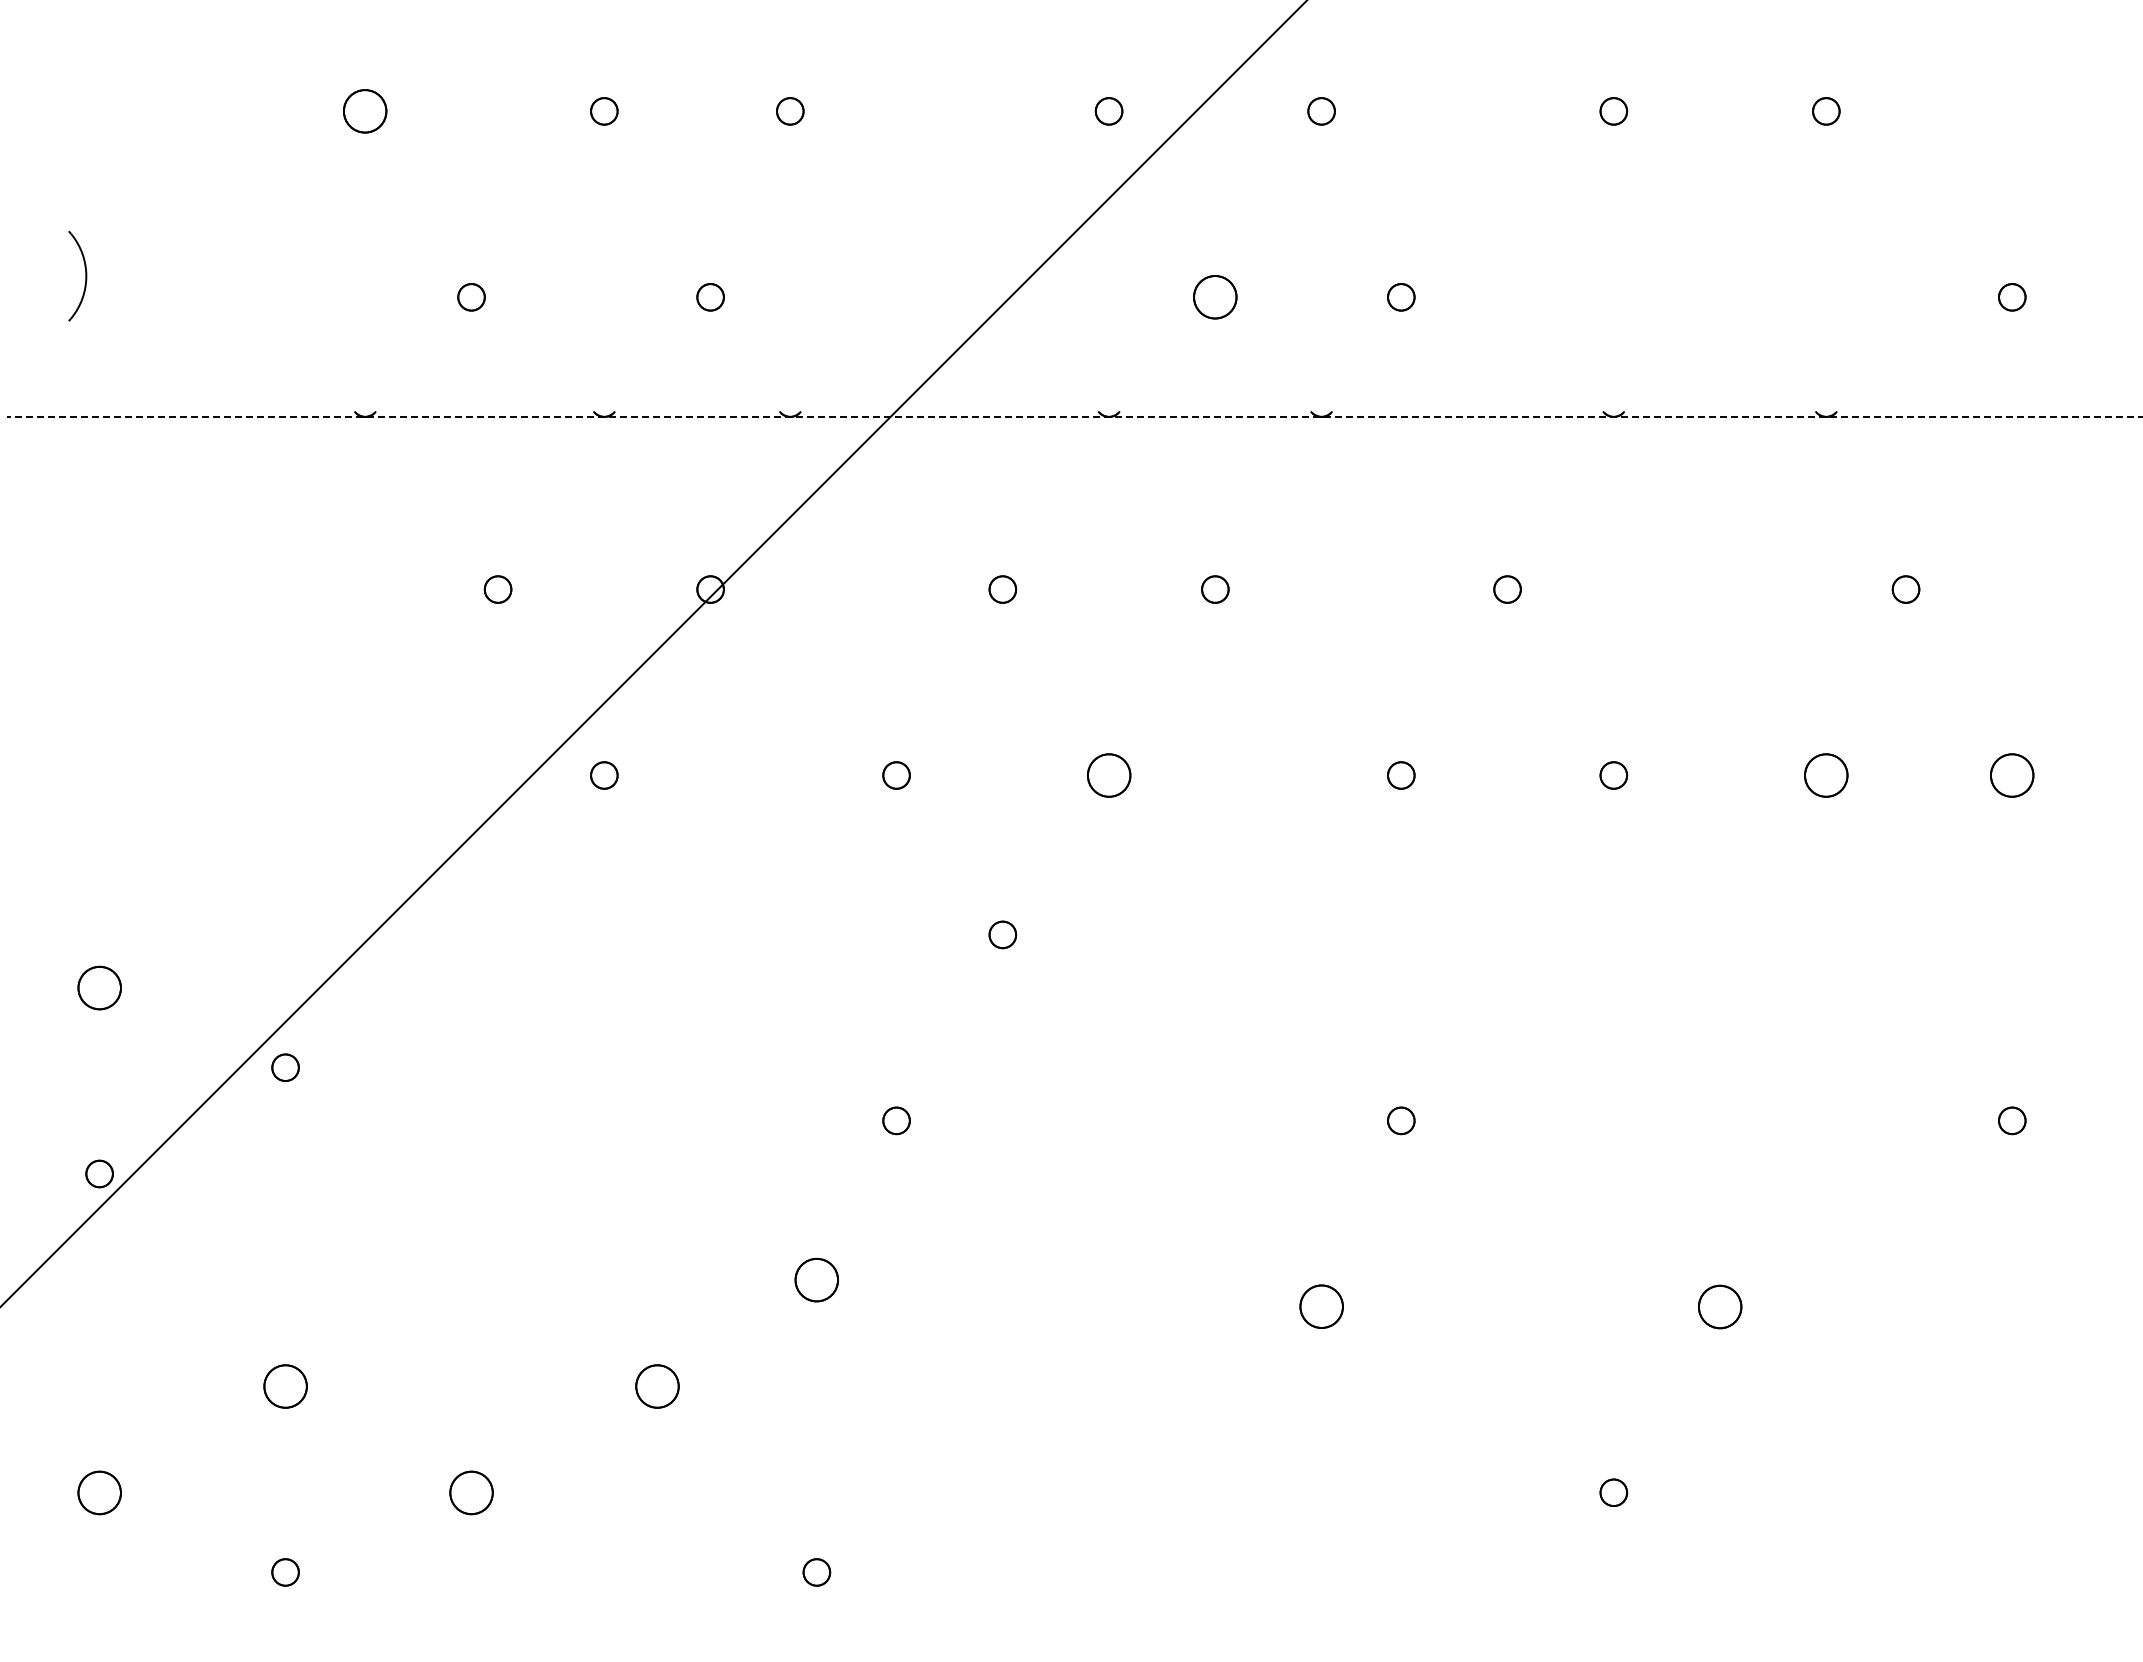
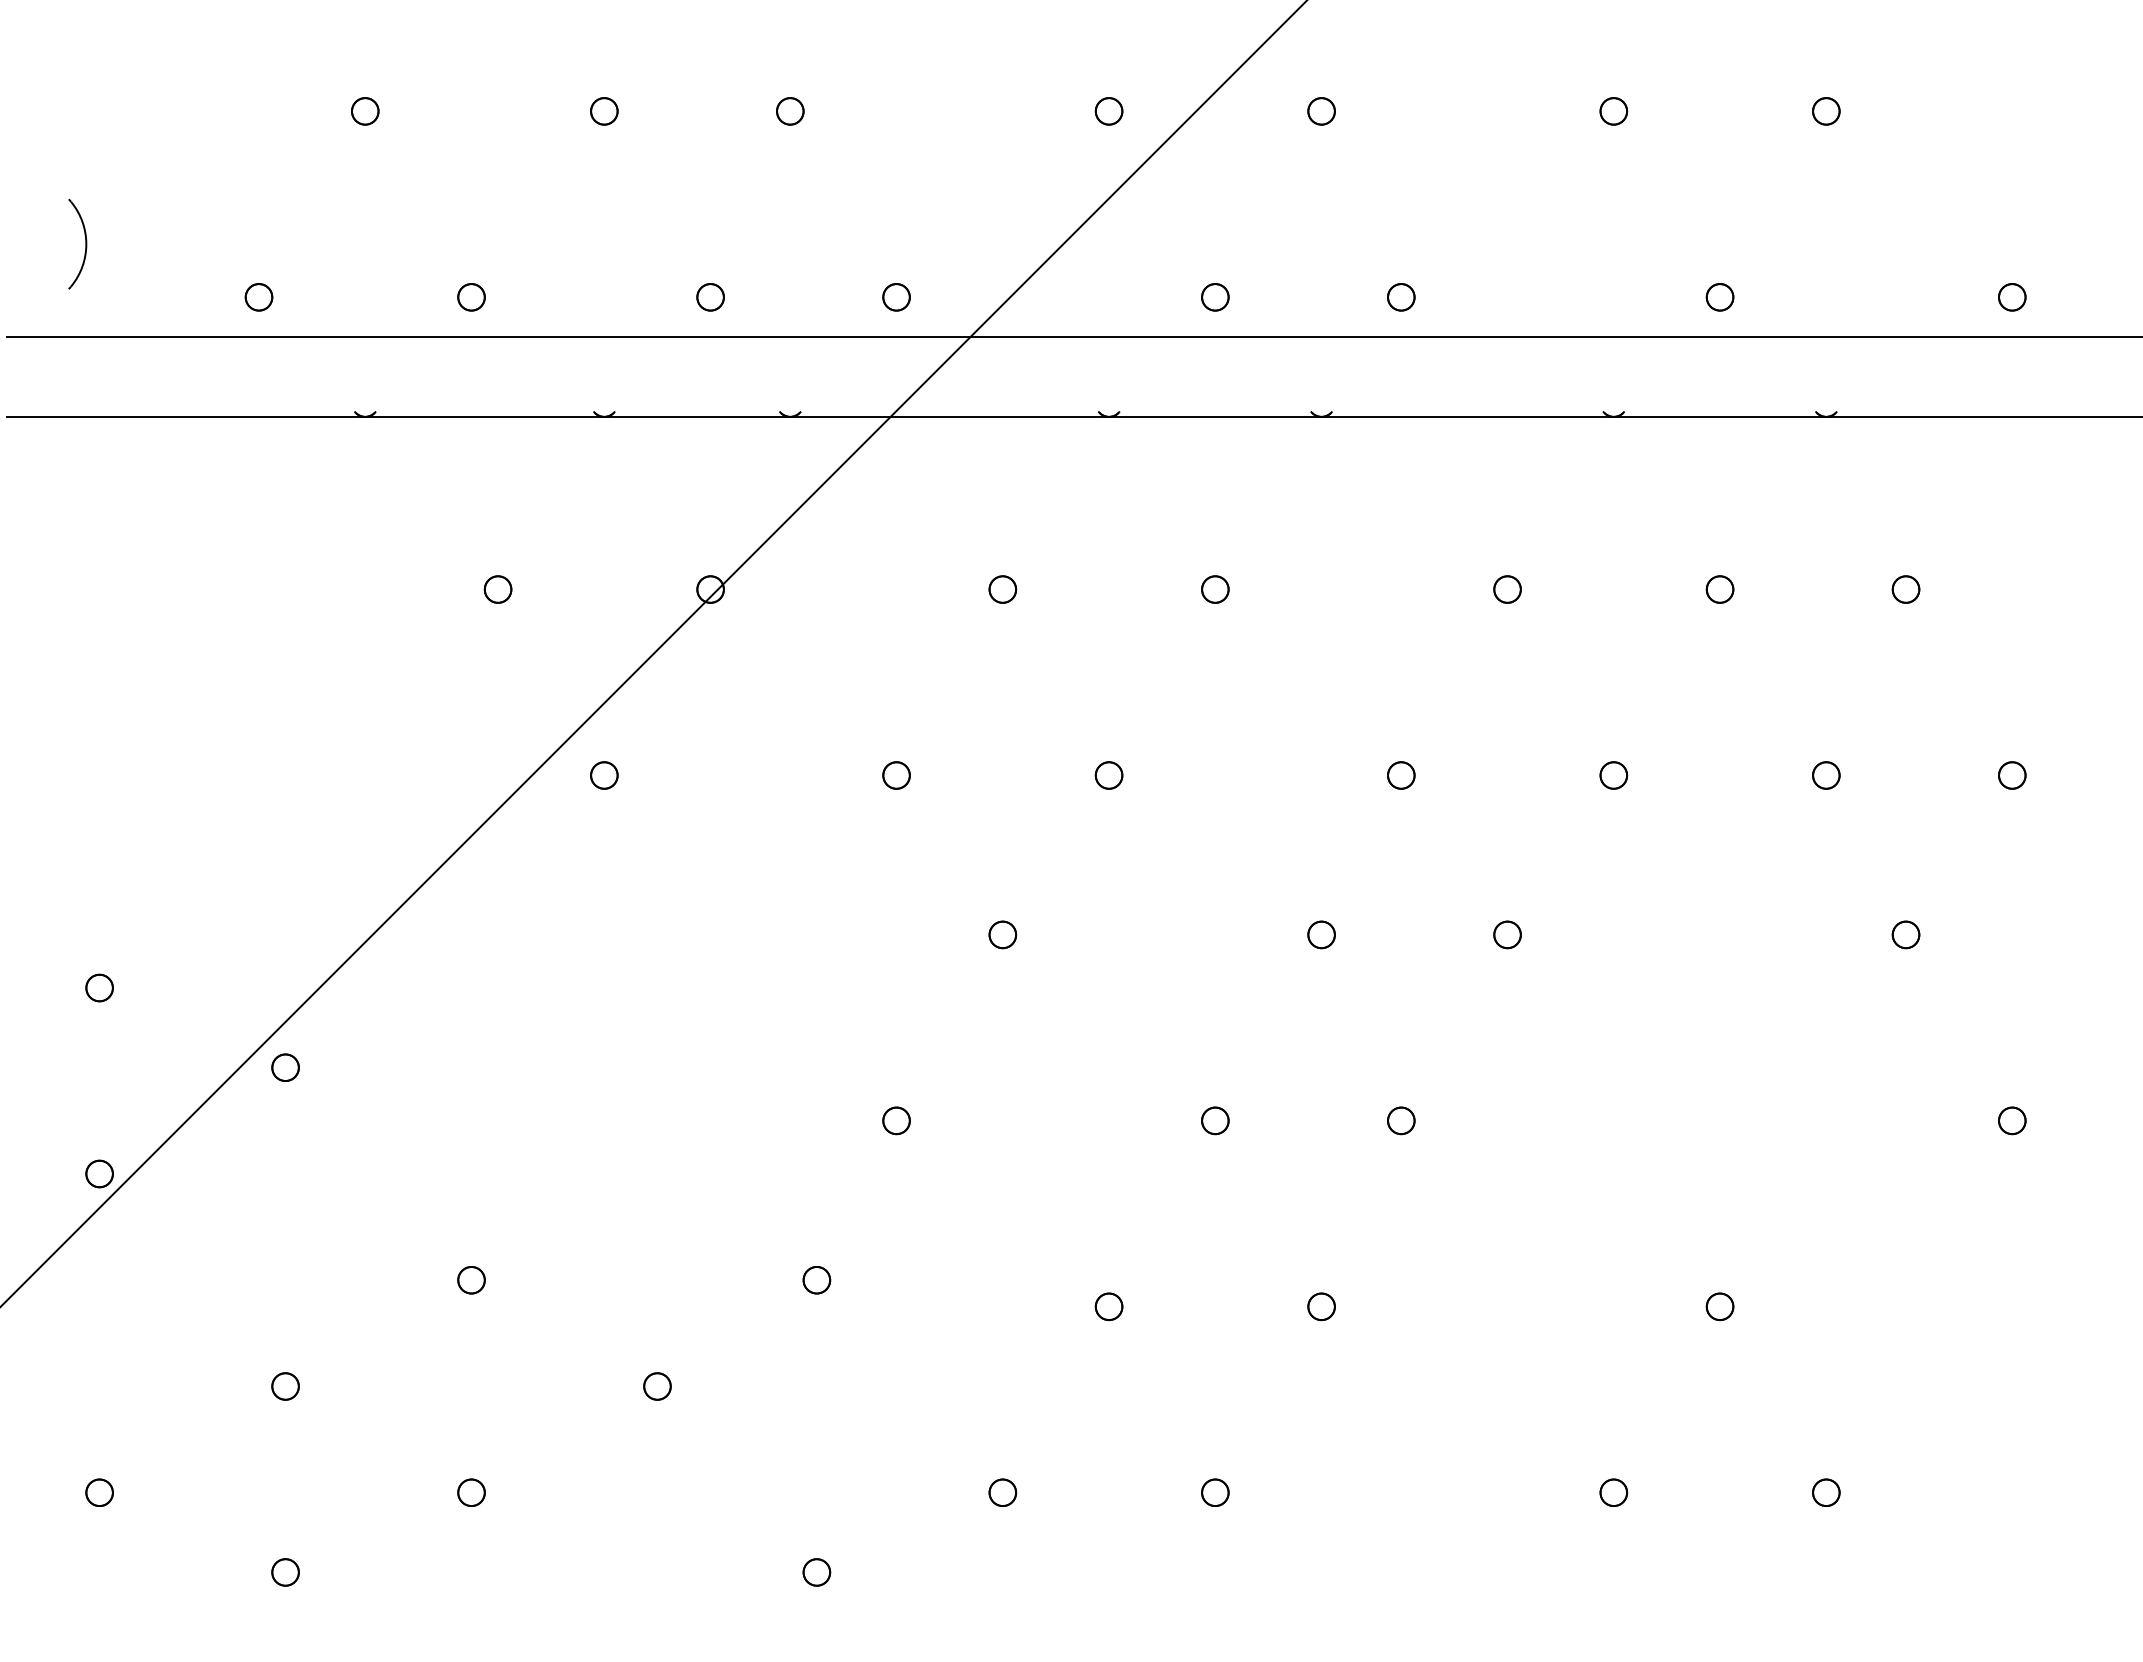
part size: 45x45 px -> 29x29 px (365, 111)
part position: (85, 275) -> (85, 243) (85, 243)
part: none -> present (258, 297)
part: none -> present (896, 297)
part size: 45x45 px -> 29x29 px (1215, 297)
part: none -> present (1719, 297)
line: none -> present (1072, 337)
line: dashed -> solid (1074, 416)
part: none -> present (1719, 589)
part size: 45x45 px -> 30x29 px (1108, 775)
part size: 45x45 px -> 29x29 px (1826, 775)
part size: 45x45 px -> 29x29 px (2012, 775)
part: none -> present (1321, 934)
part: none -> present (1507, 934)
part: none -> present (1905, 934)
part size: 45x46 px -> 29x30 px (99, 987)
part: none -> present (1215, 1120)
part size: 45x46 px -> 30x29 px (816, 1280)
part: none -> present (471, 1280)
part: none -> present (1108, 1306)
part size: 45x45 px -> 29x30 px (1321, 1306)
part size: 45x46 px -> 30x29 px (1719, 1306)
part size: 45x45 px -> 29x29 px (285, 1386)
part size: 45x45 px -> 29x29 px (657, 1386)
part size: 45x46 px -> 29x29 px (99, 1492)
part size: 45x46 px -> 29x29 px (471, 1492)
part: none -> present (1002, 1492)
part: none -> present (1215, 1492)
part: none -> present (1826, 1492)
